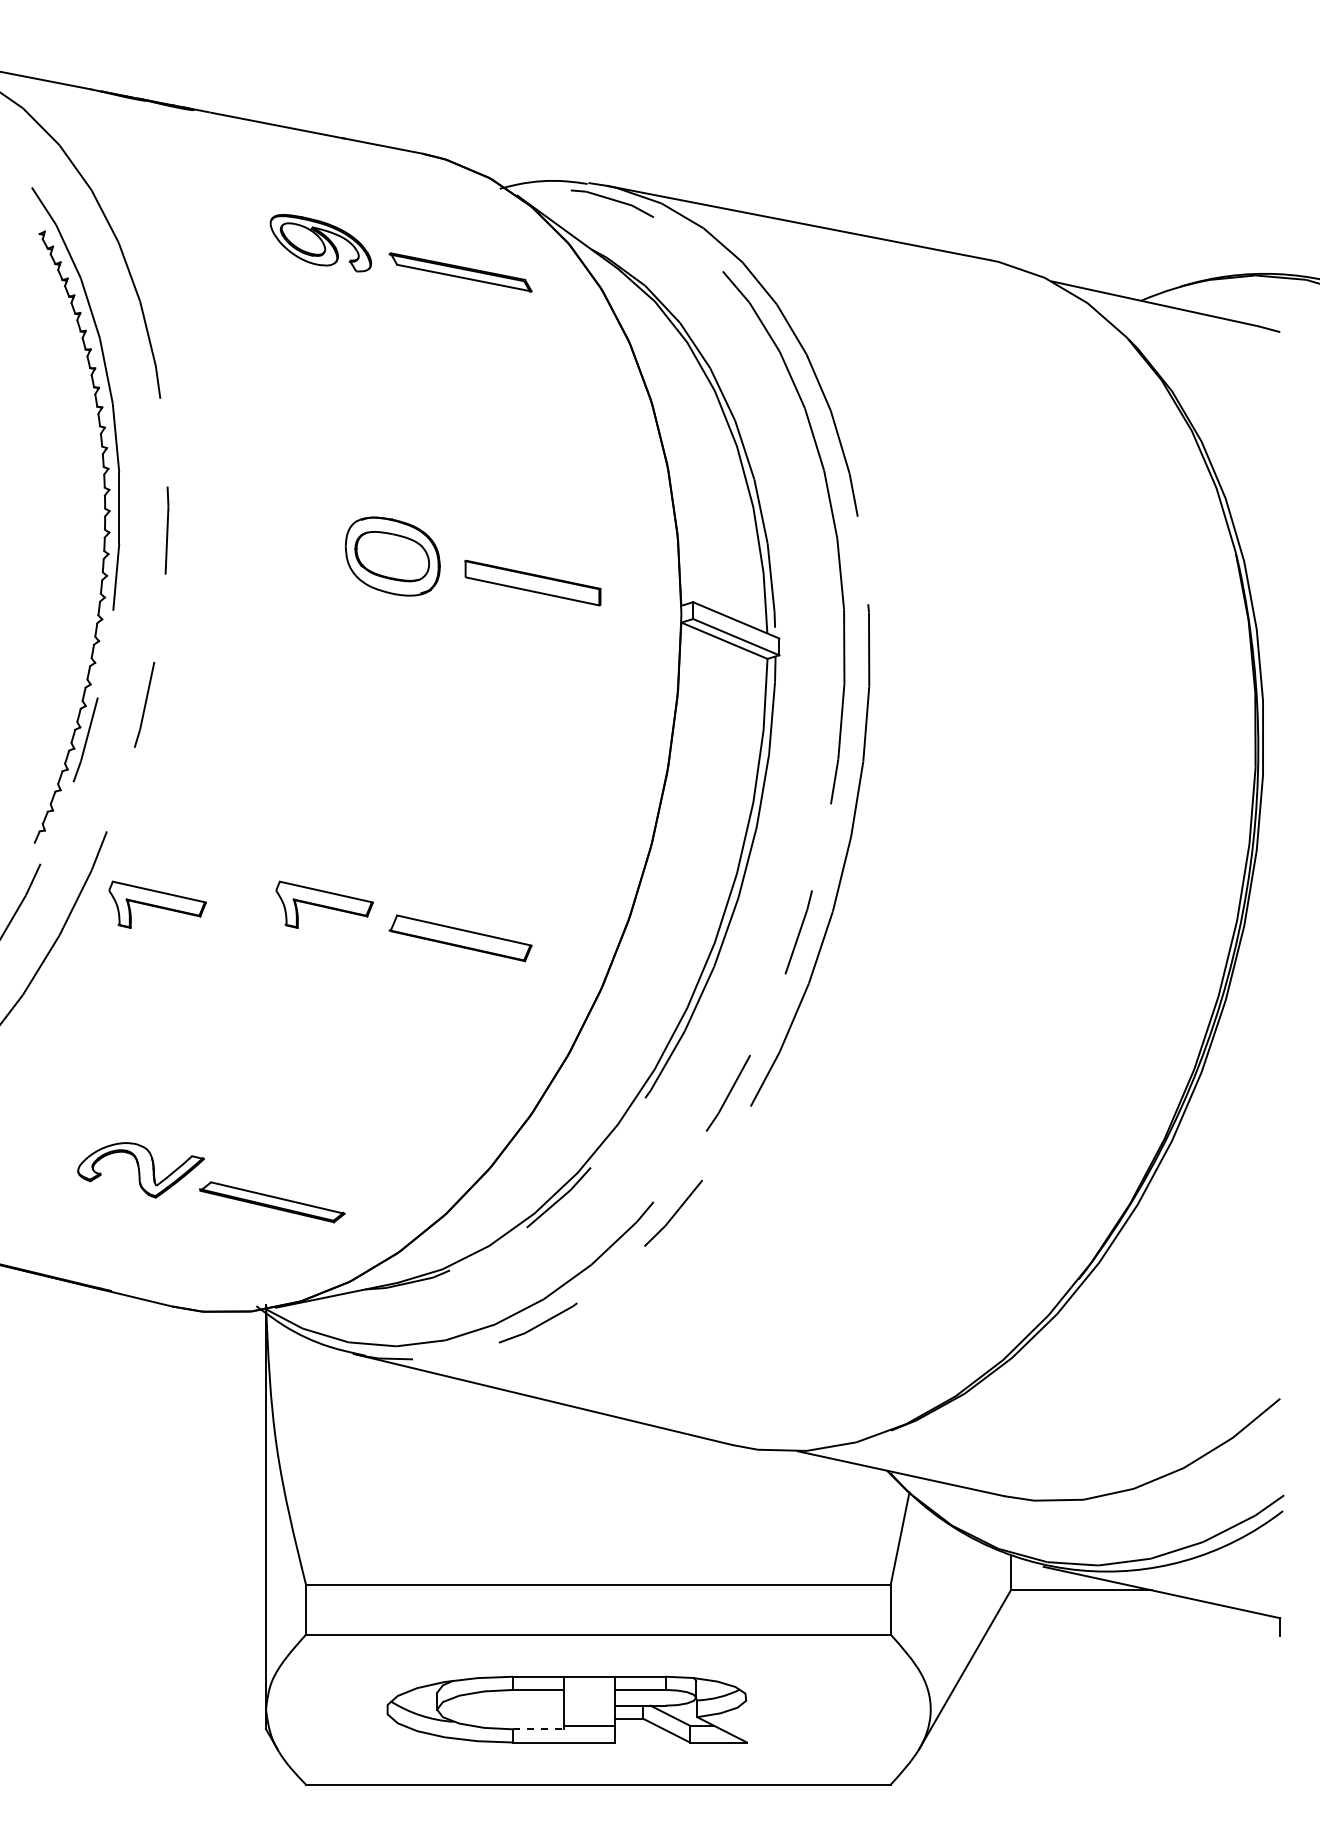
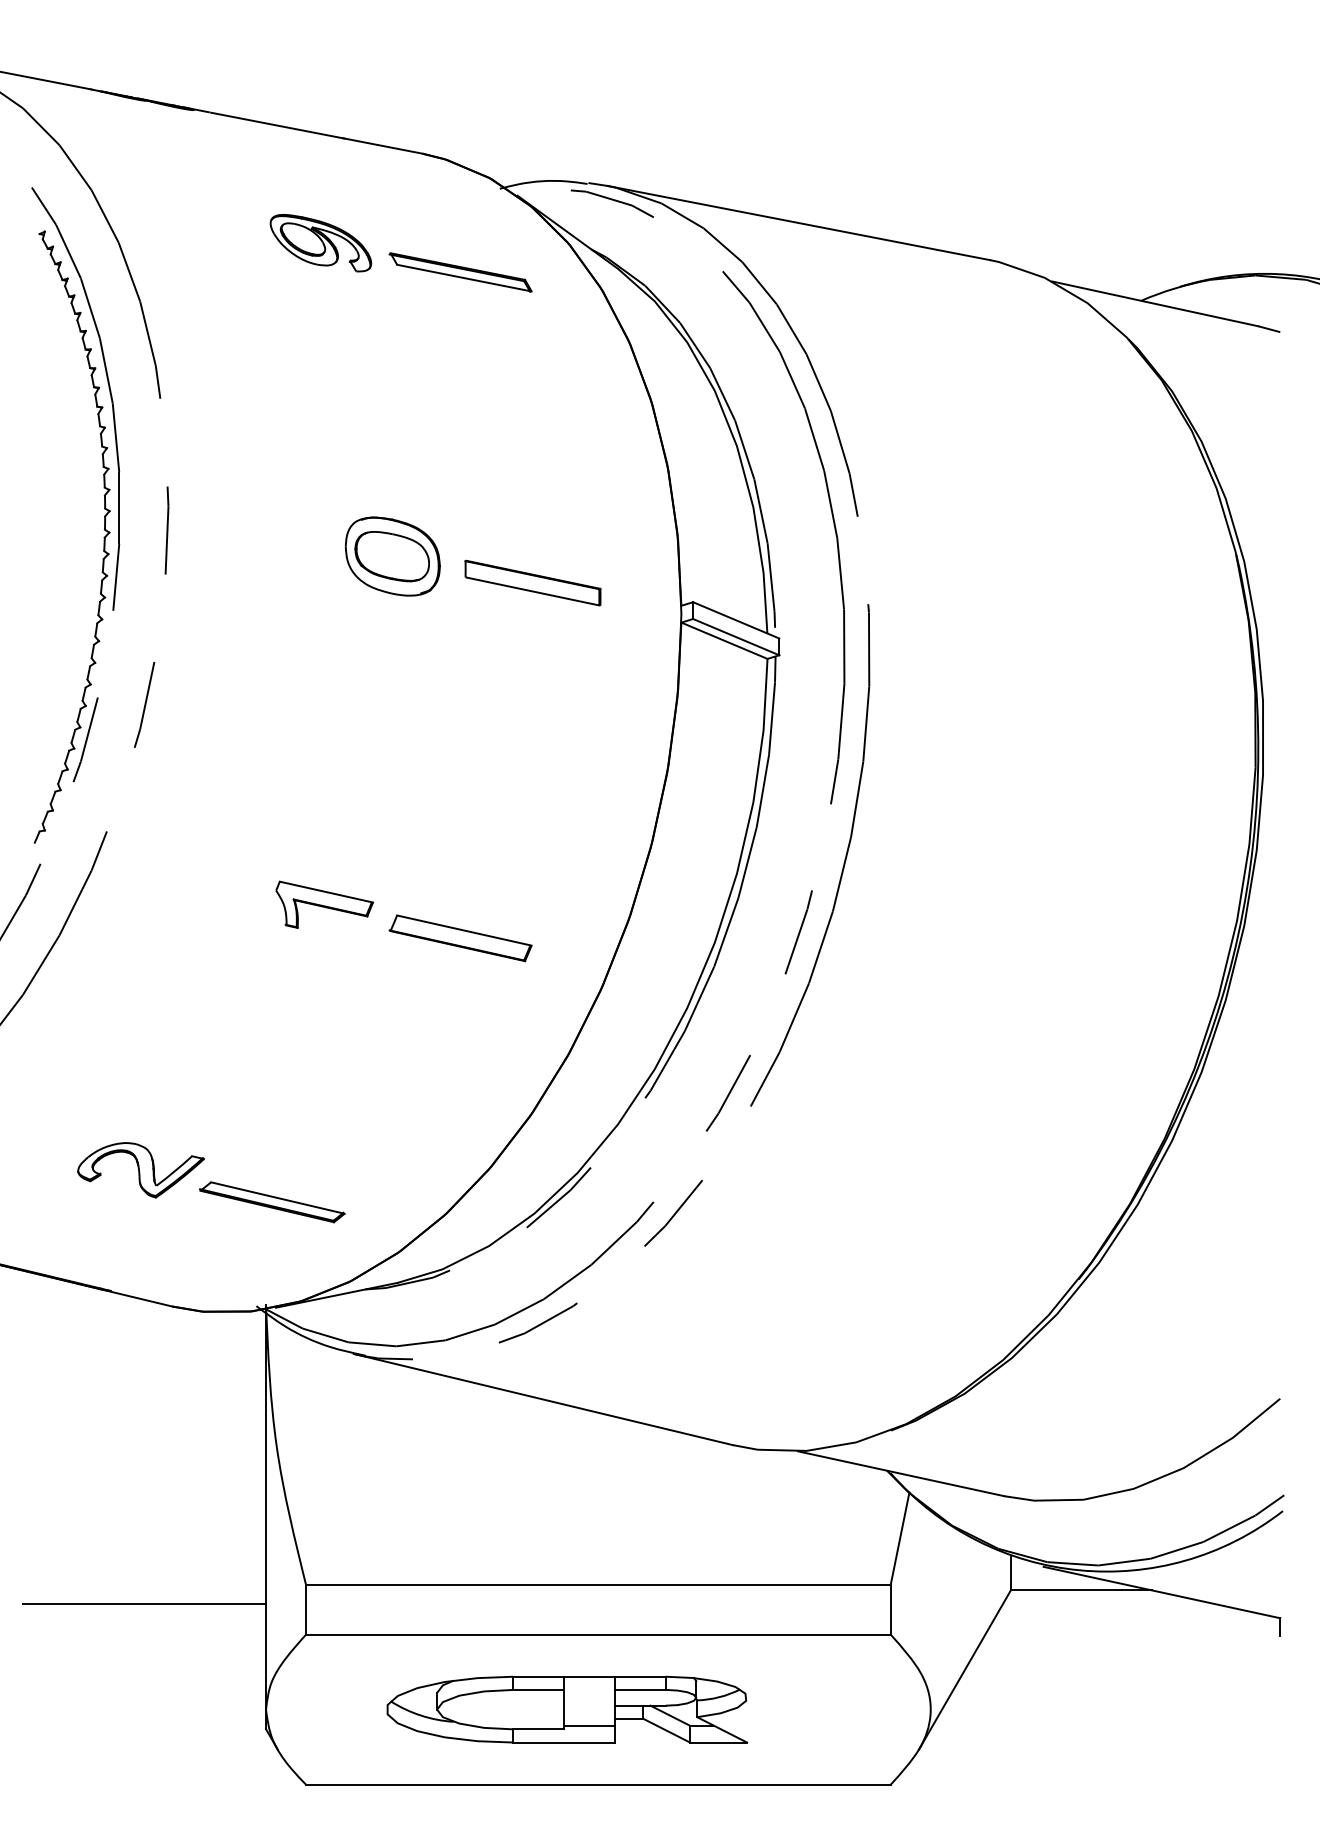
part: present -> none (157, 904)
line: none -> present (144, 1604)
line: dashed -> solid (539, 1729)
